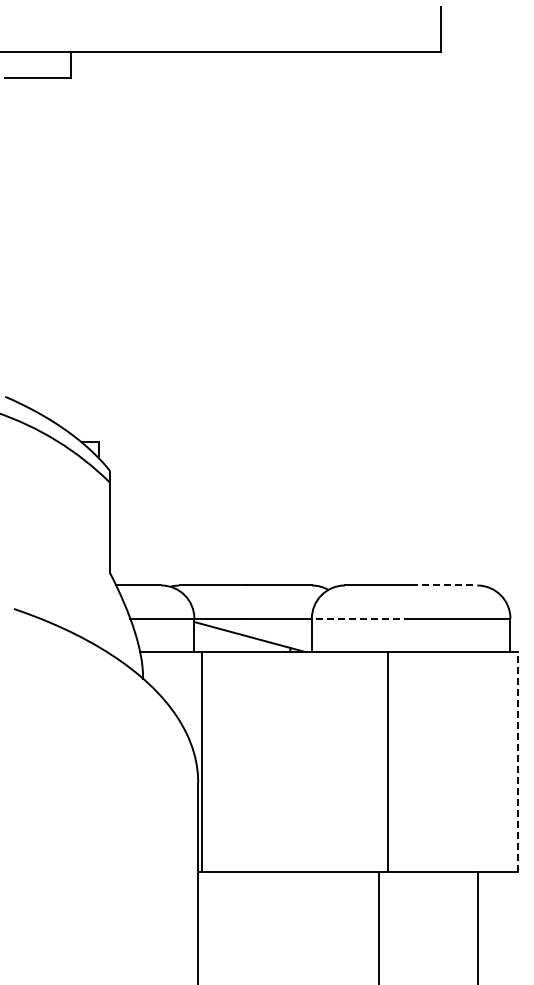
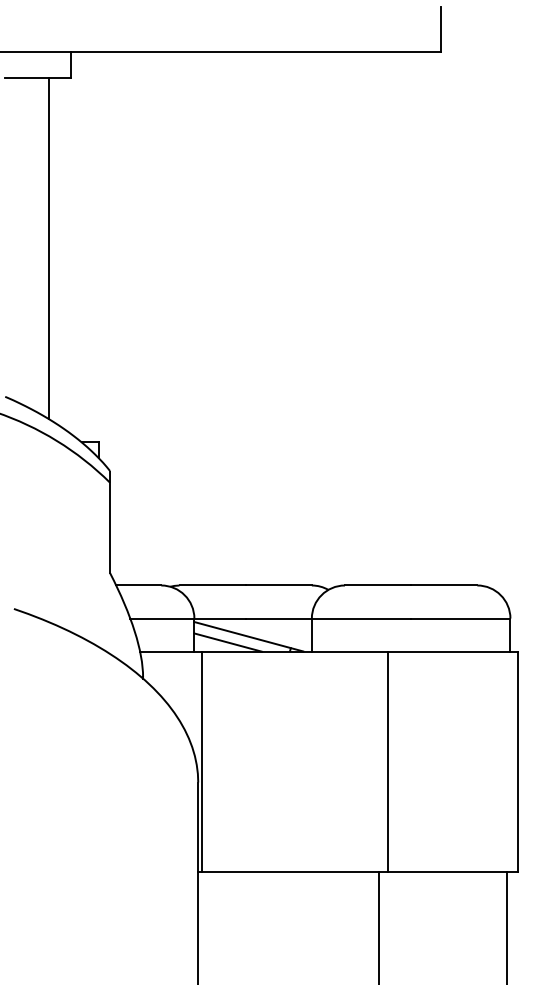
line: none -> present (49, 248)
line: dashed -> solid (444, 585)
line: dashed -> solid (361, 618)
line: none -> present (227, 642)
line: dashed -> solid (518, 761)
line position: (478, 926) -> (507, 926) (507, 926)
